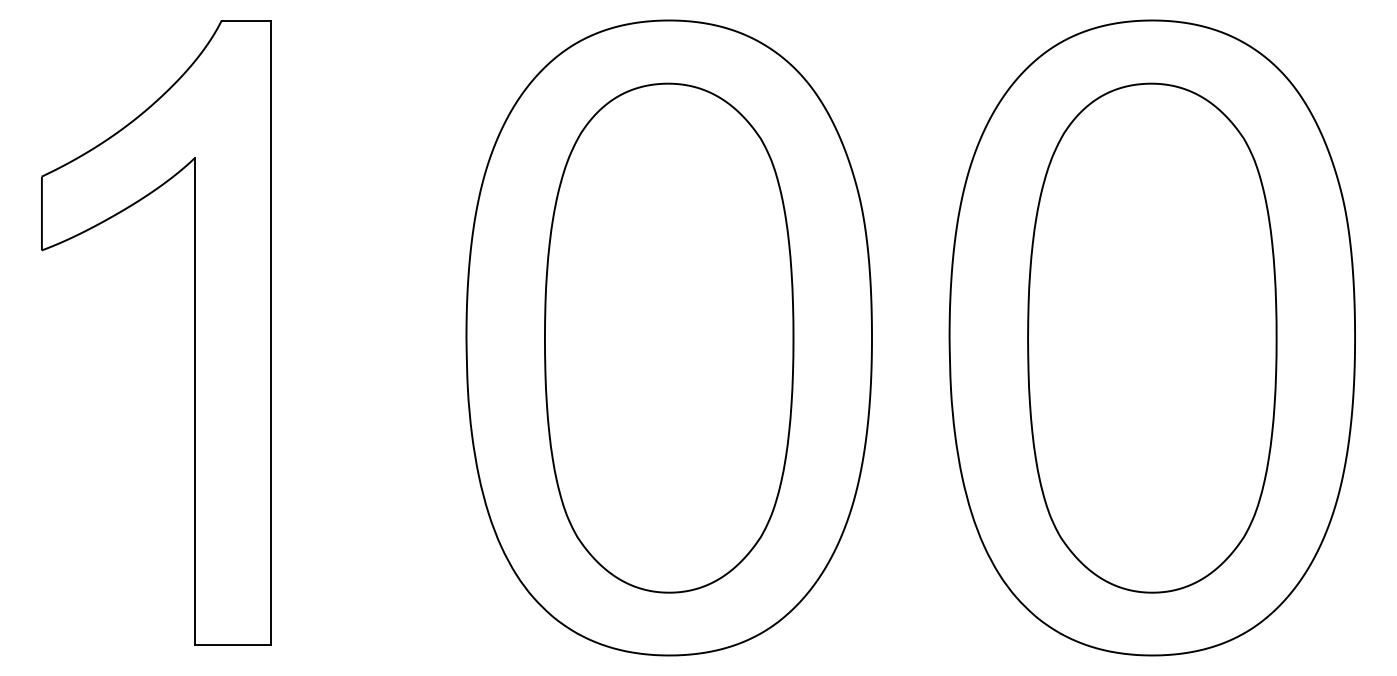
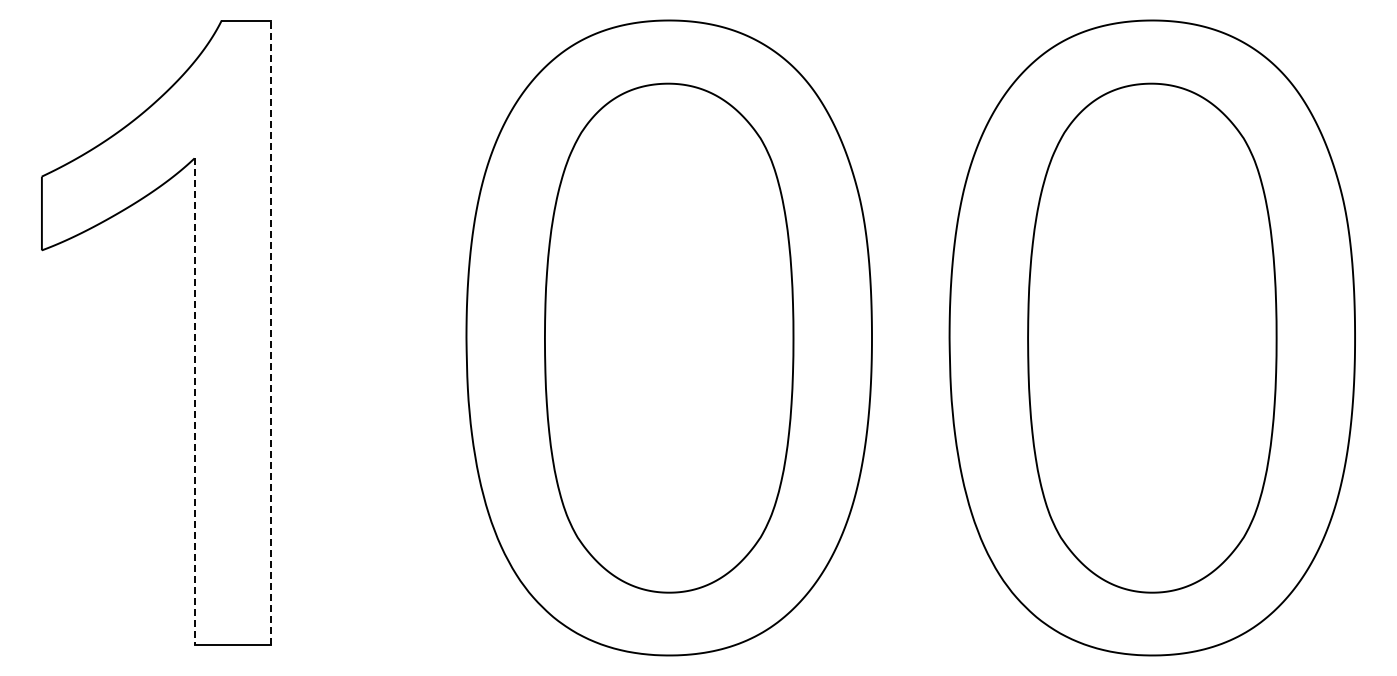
line: solid -> dashed (270, 332)
line: solid -> dashed (194, 402)
